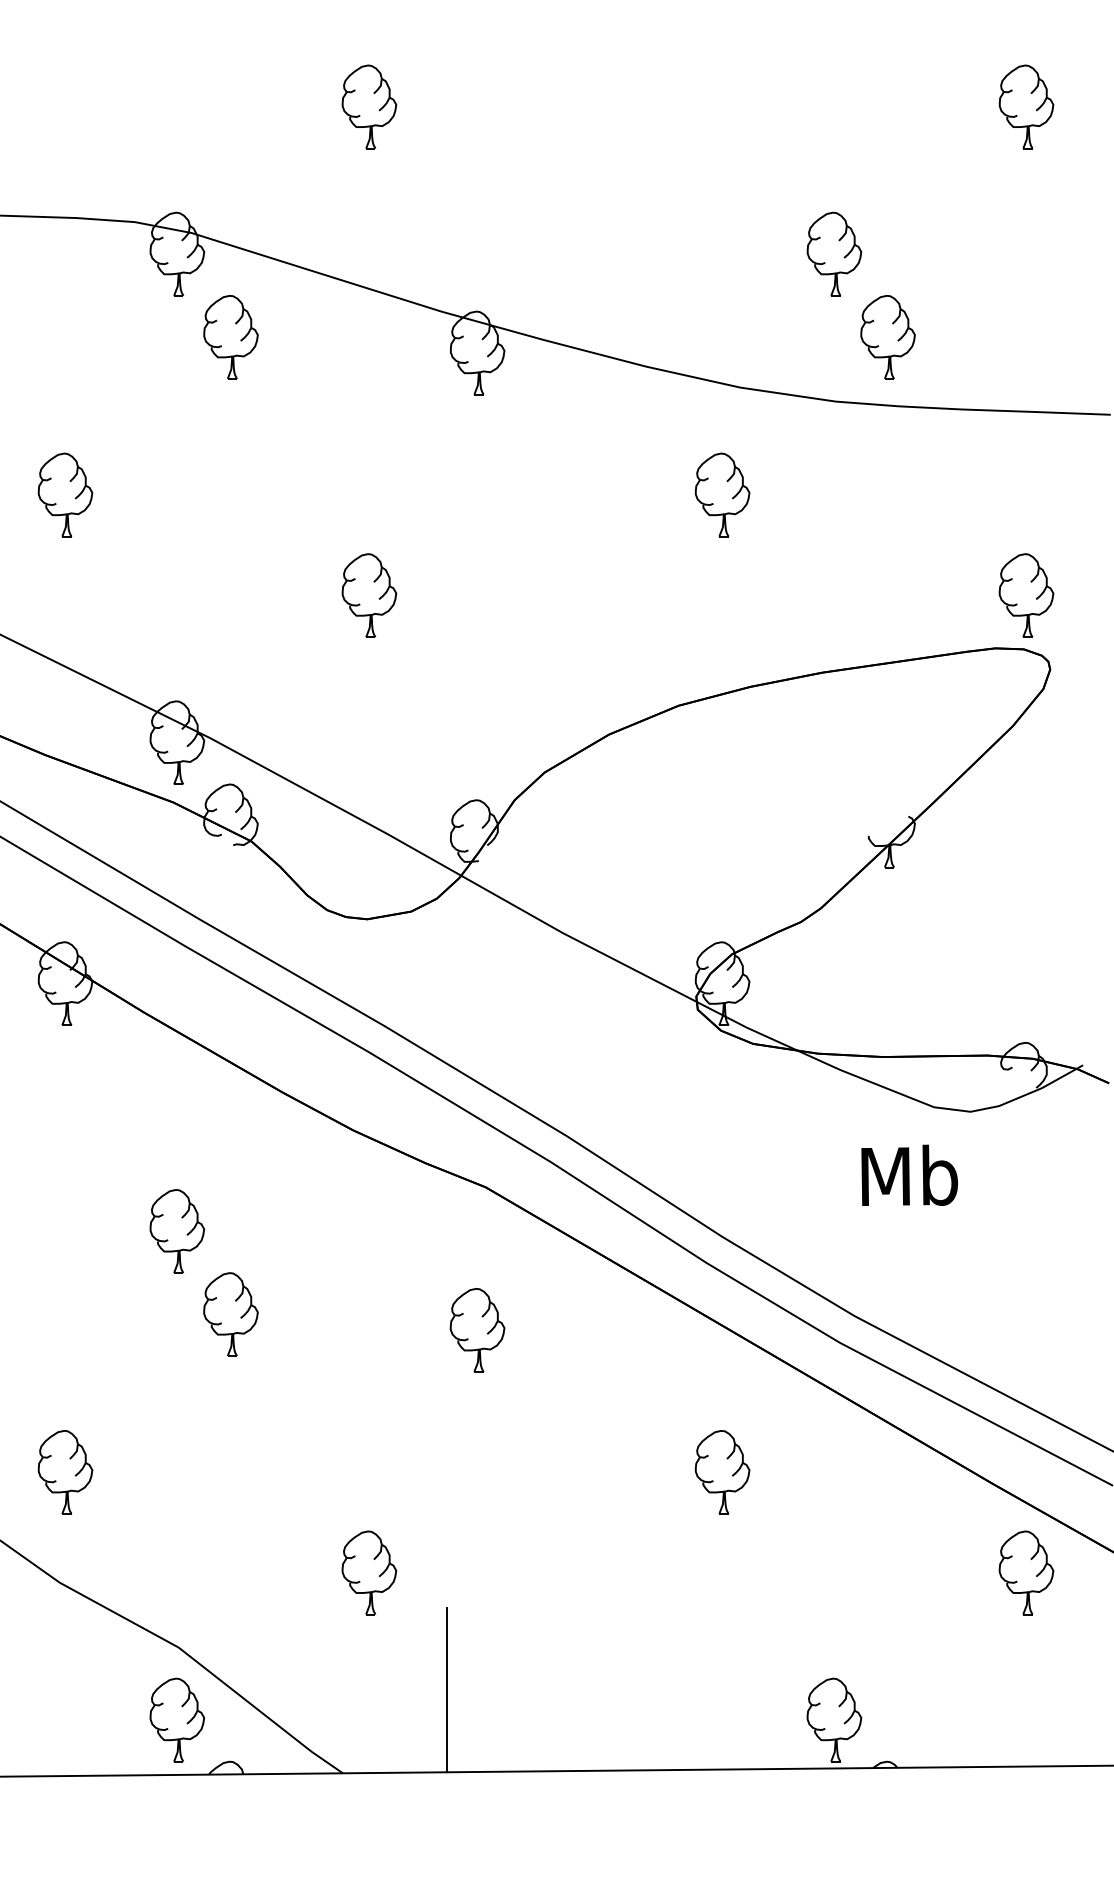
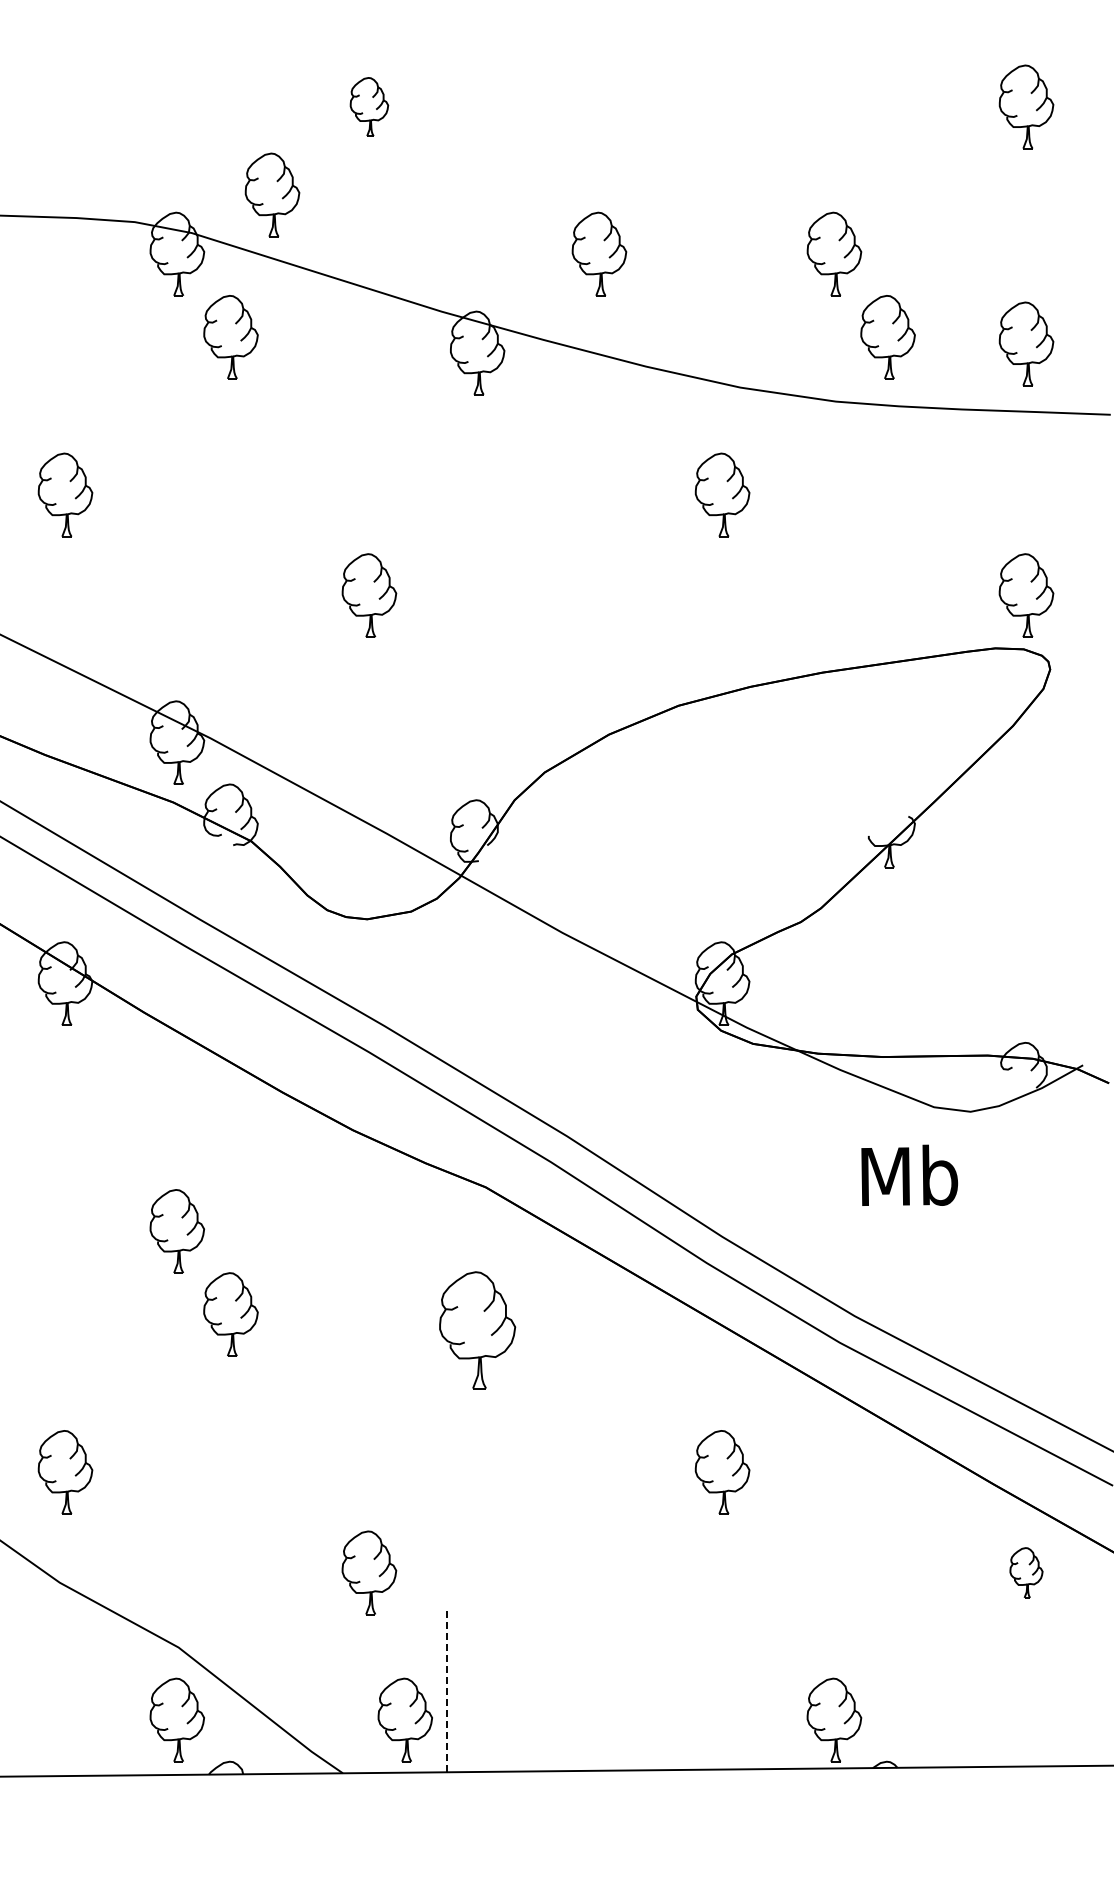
part size: 57x86 px -> 41x60 px (369, 106)
part: none -> present (272, 194)
part: none -> present (599, 253)
part: none -> present (1026, 343)
part size: 57x85 px -> 78x119 px (477, 1330)
part size: 57x86 px -> 35x52 px (1026, 1572)
line: solid -> dashed (446, 1689)
part: none -> present (404, 1719)
